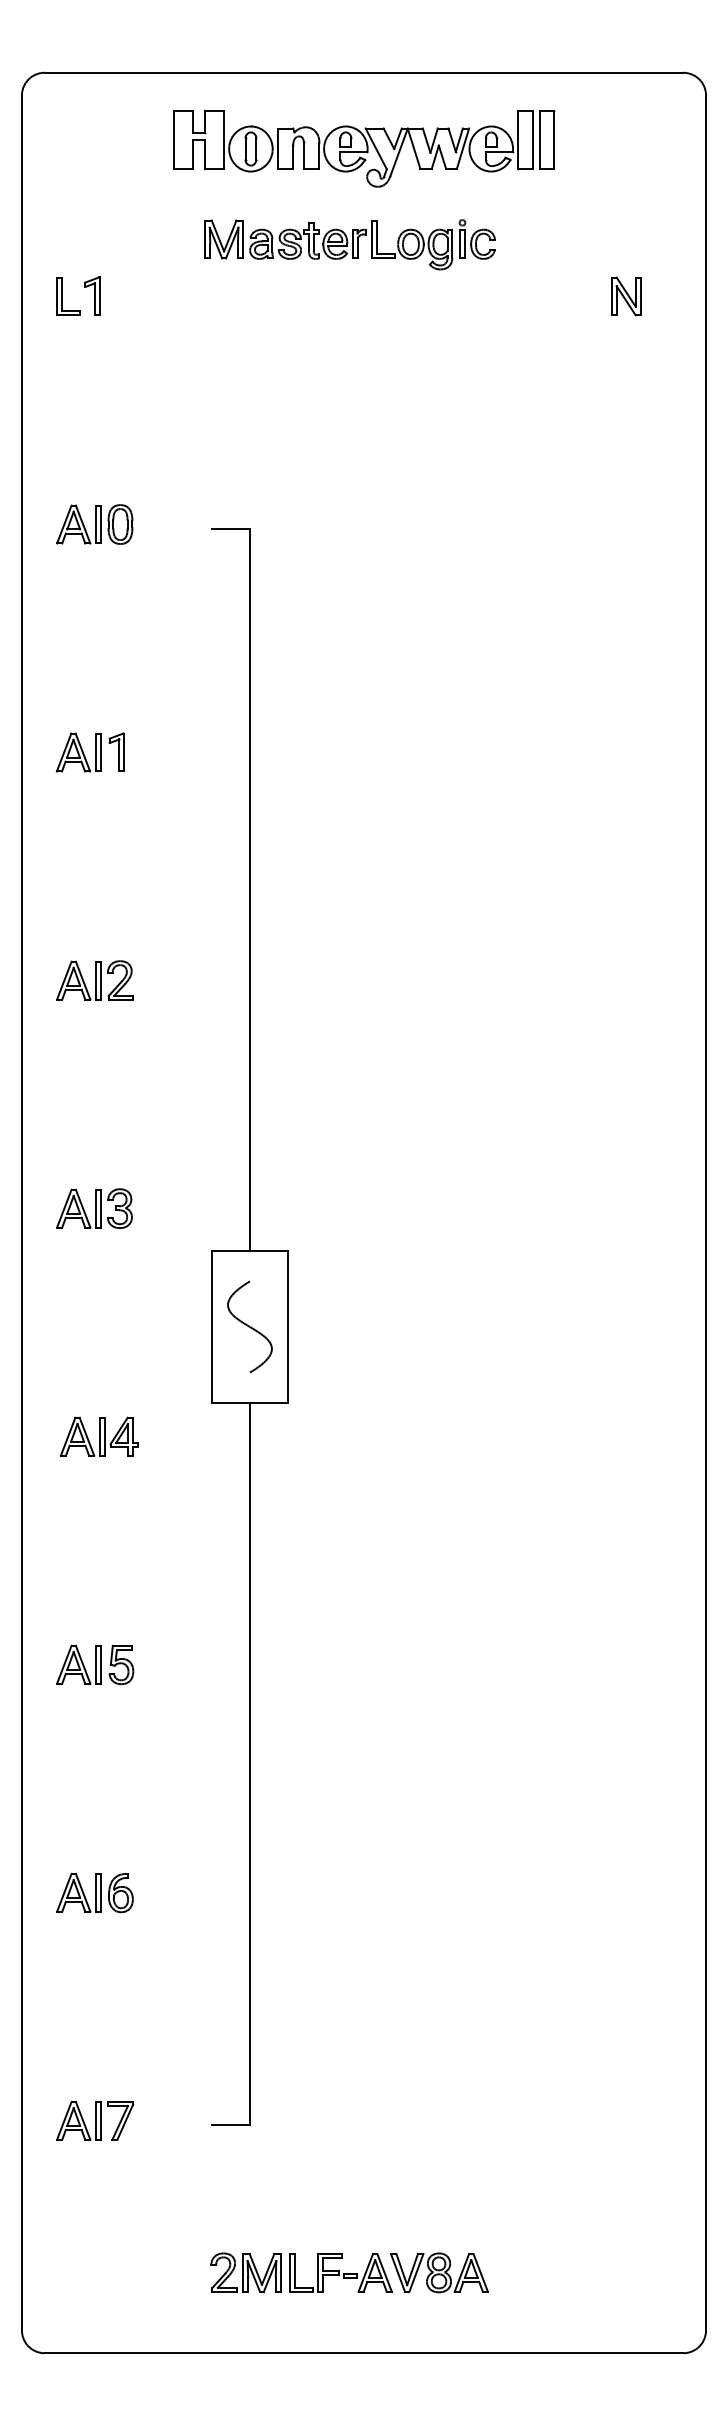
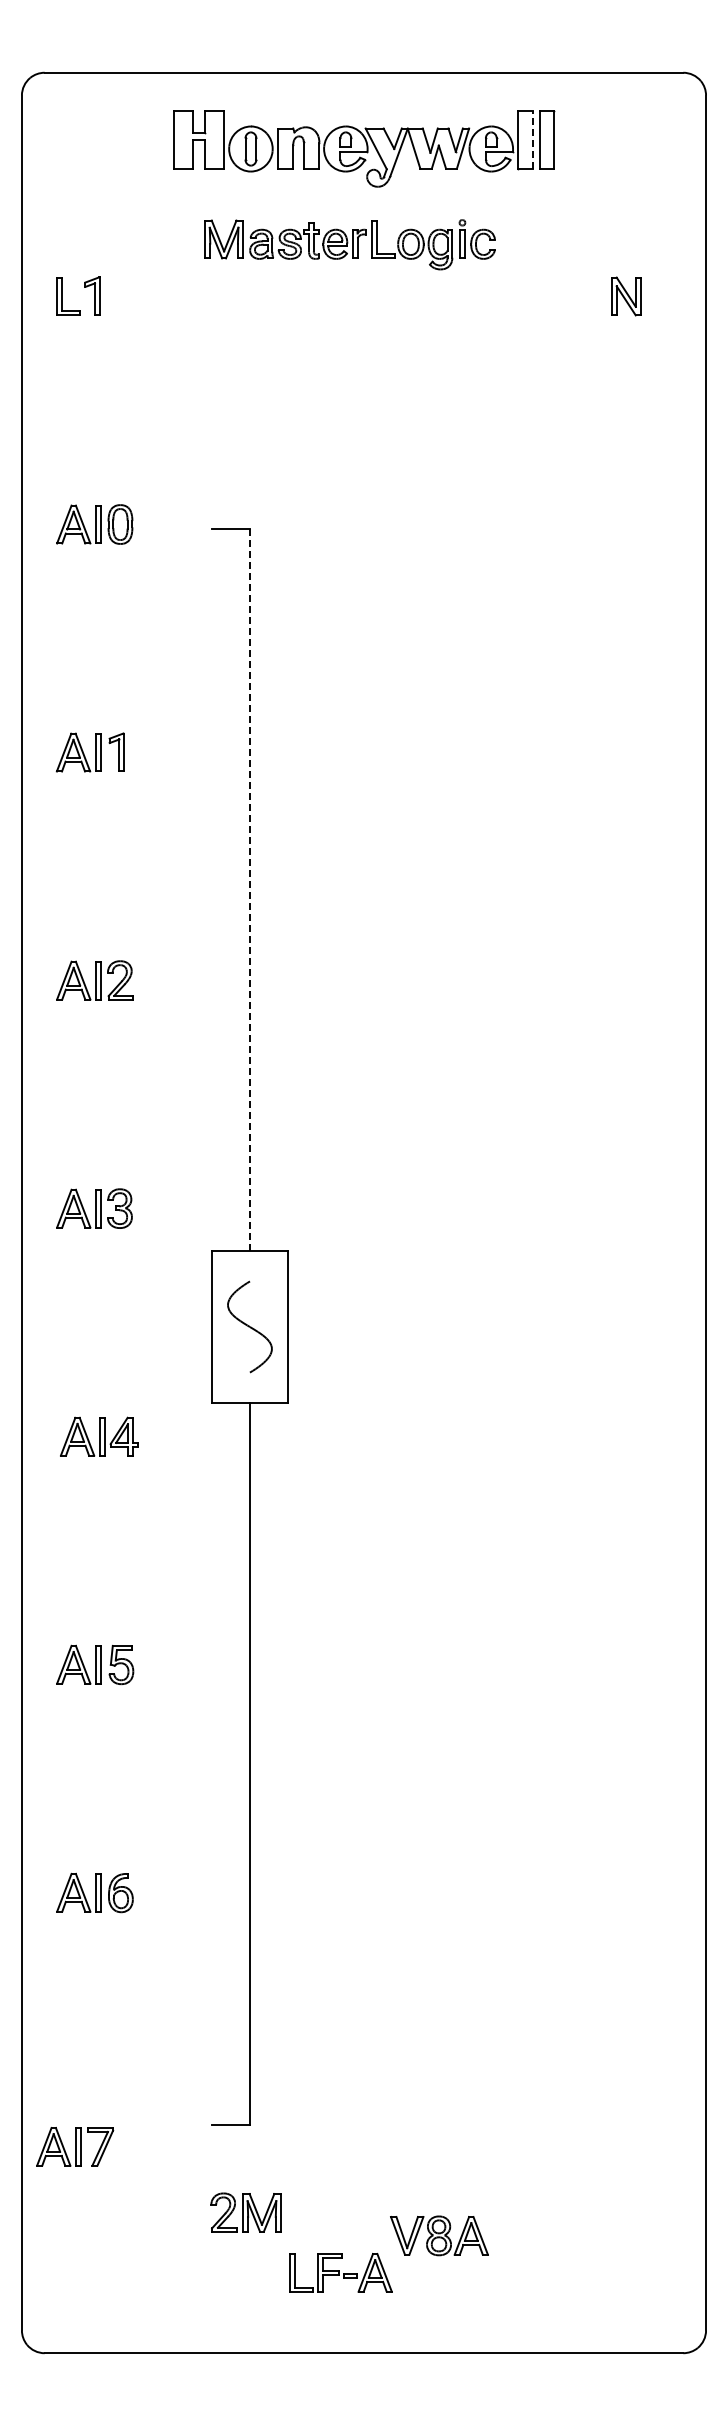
line: solid -> dashed (532, 139)
line: solid -> dashed (249, 890)
part position: (95, 2120) -> (75, 2146) (75, 2146)
part position: (245, 2272) -> (245, 2212) (245, 2212)
part position: (439, 2272) -> (439, 2235) (439, 2235)
